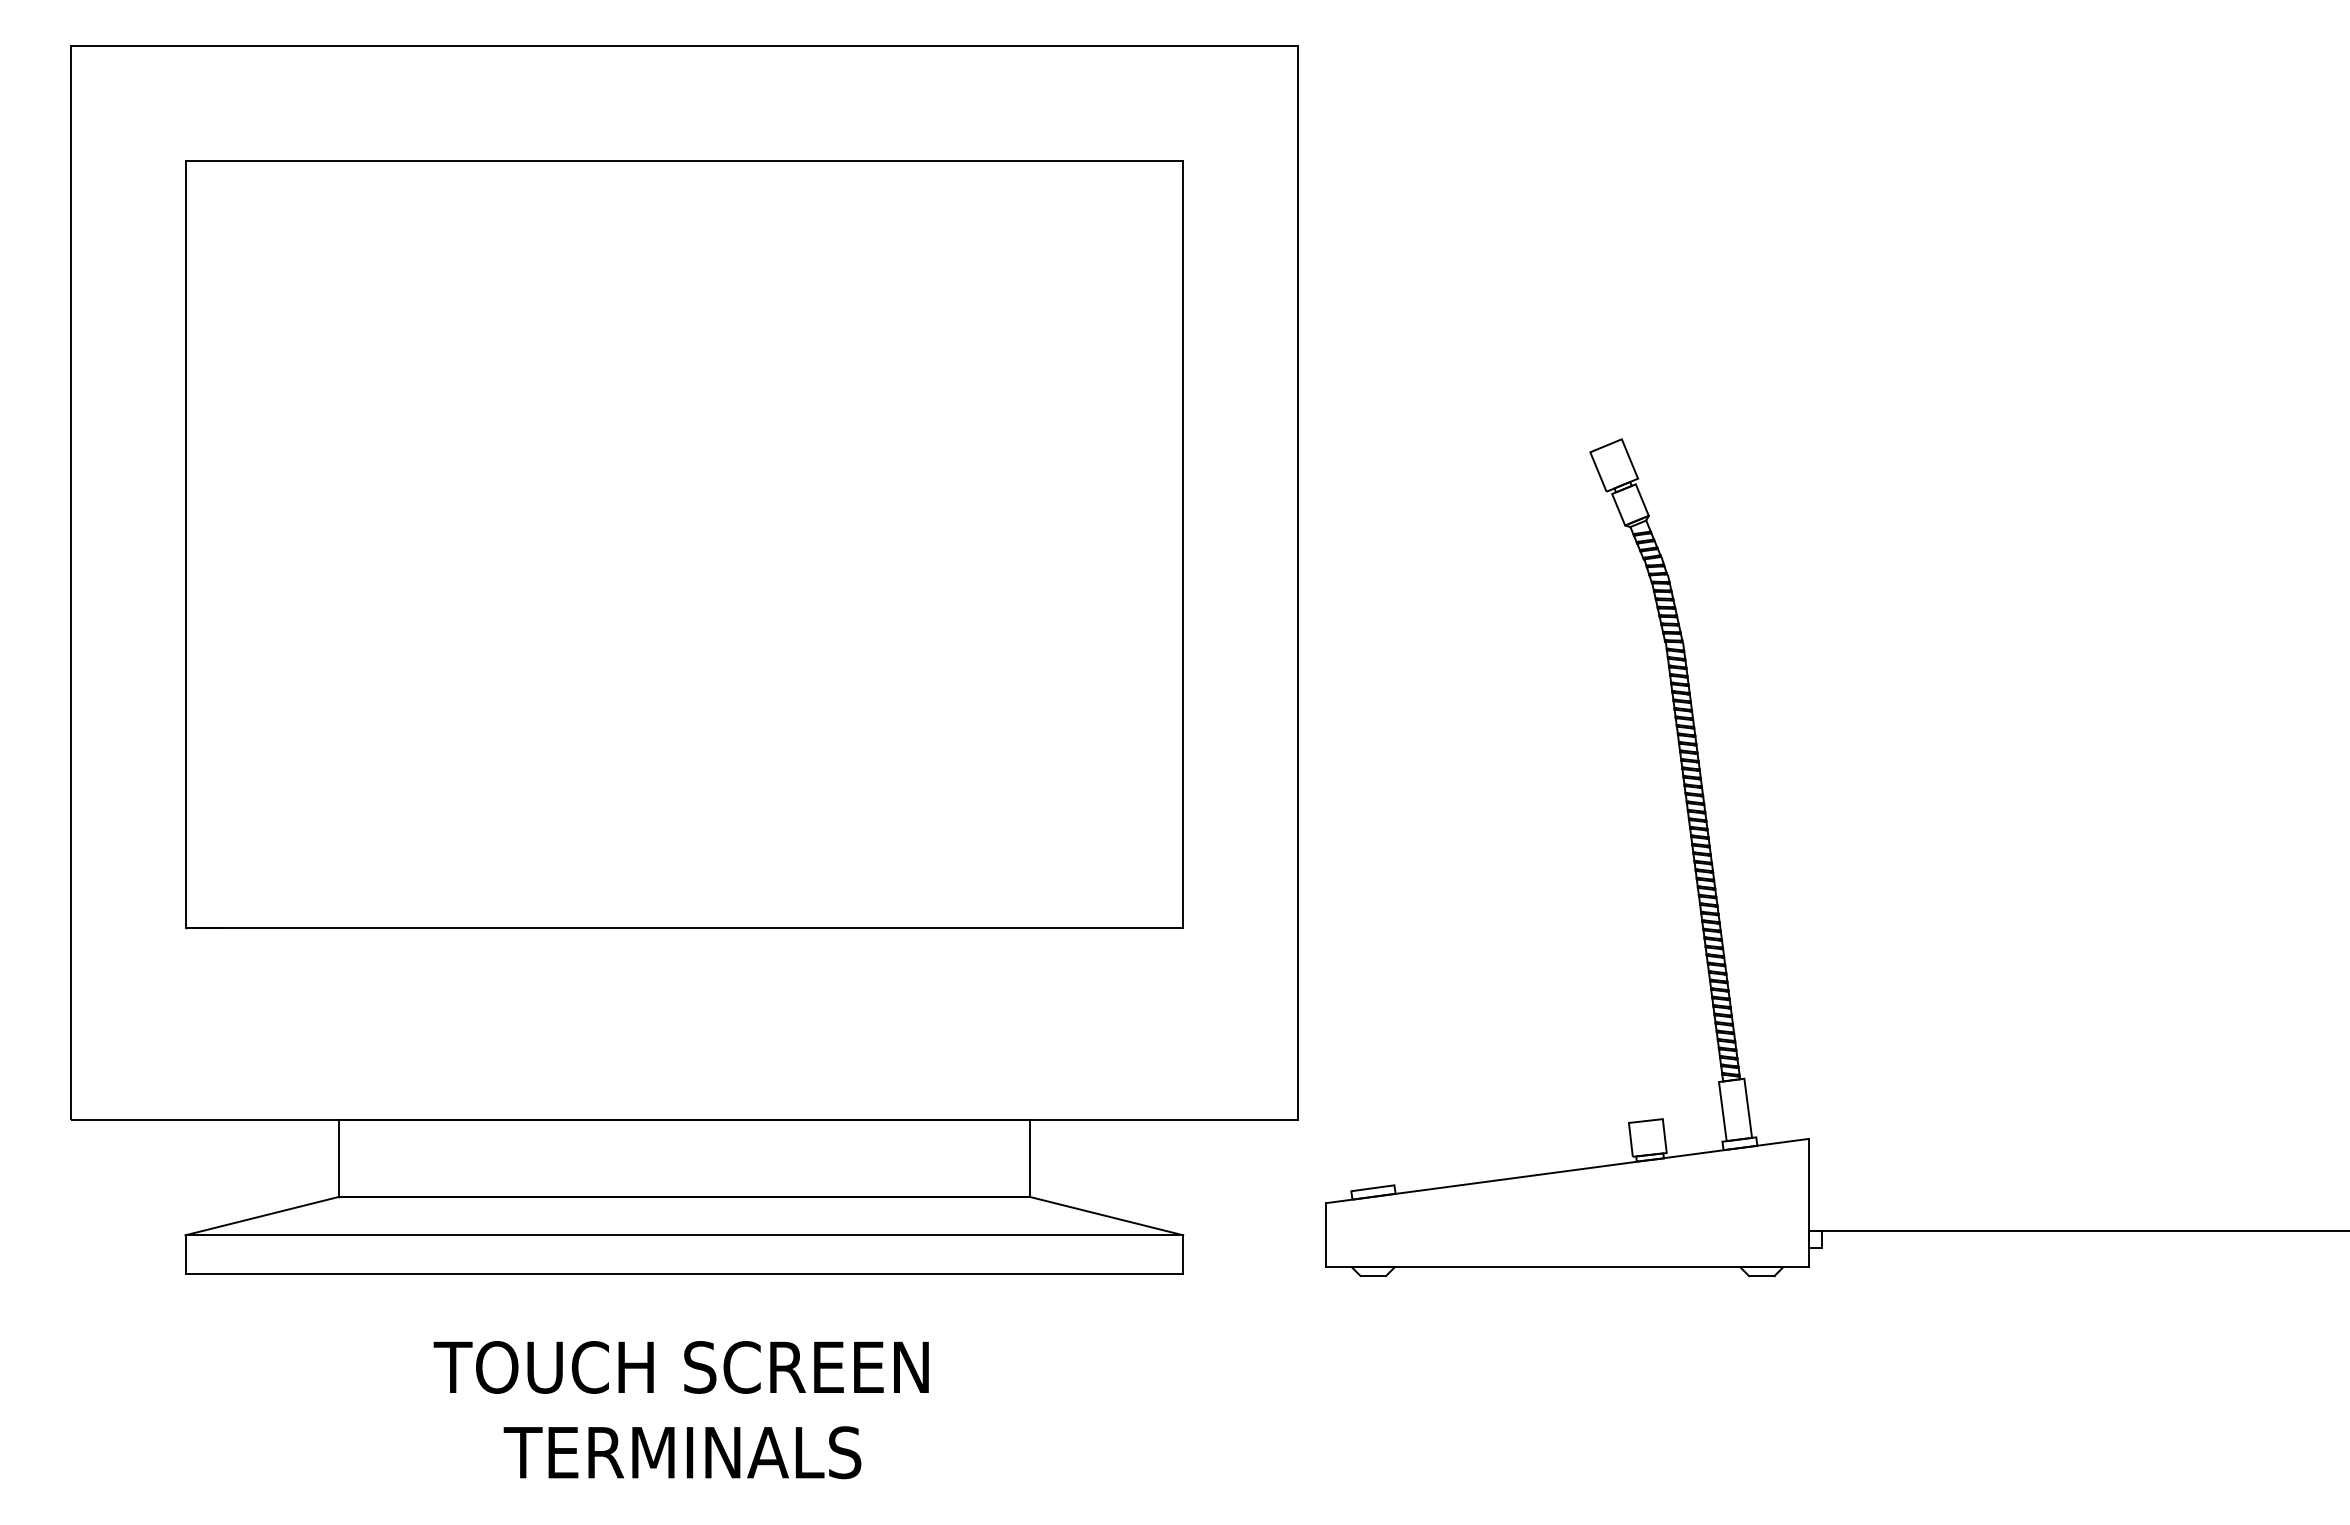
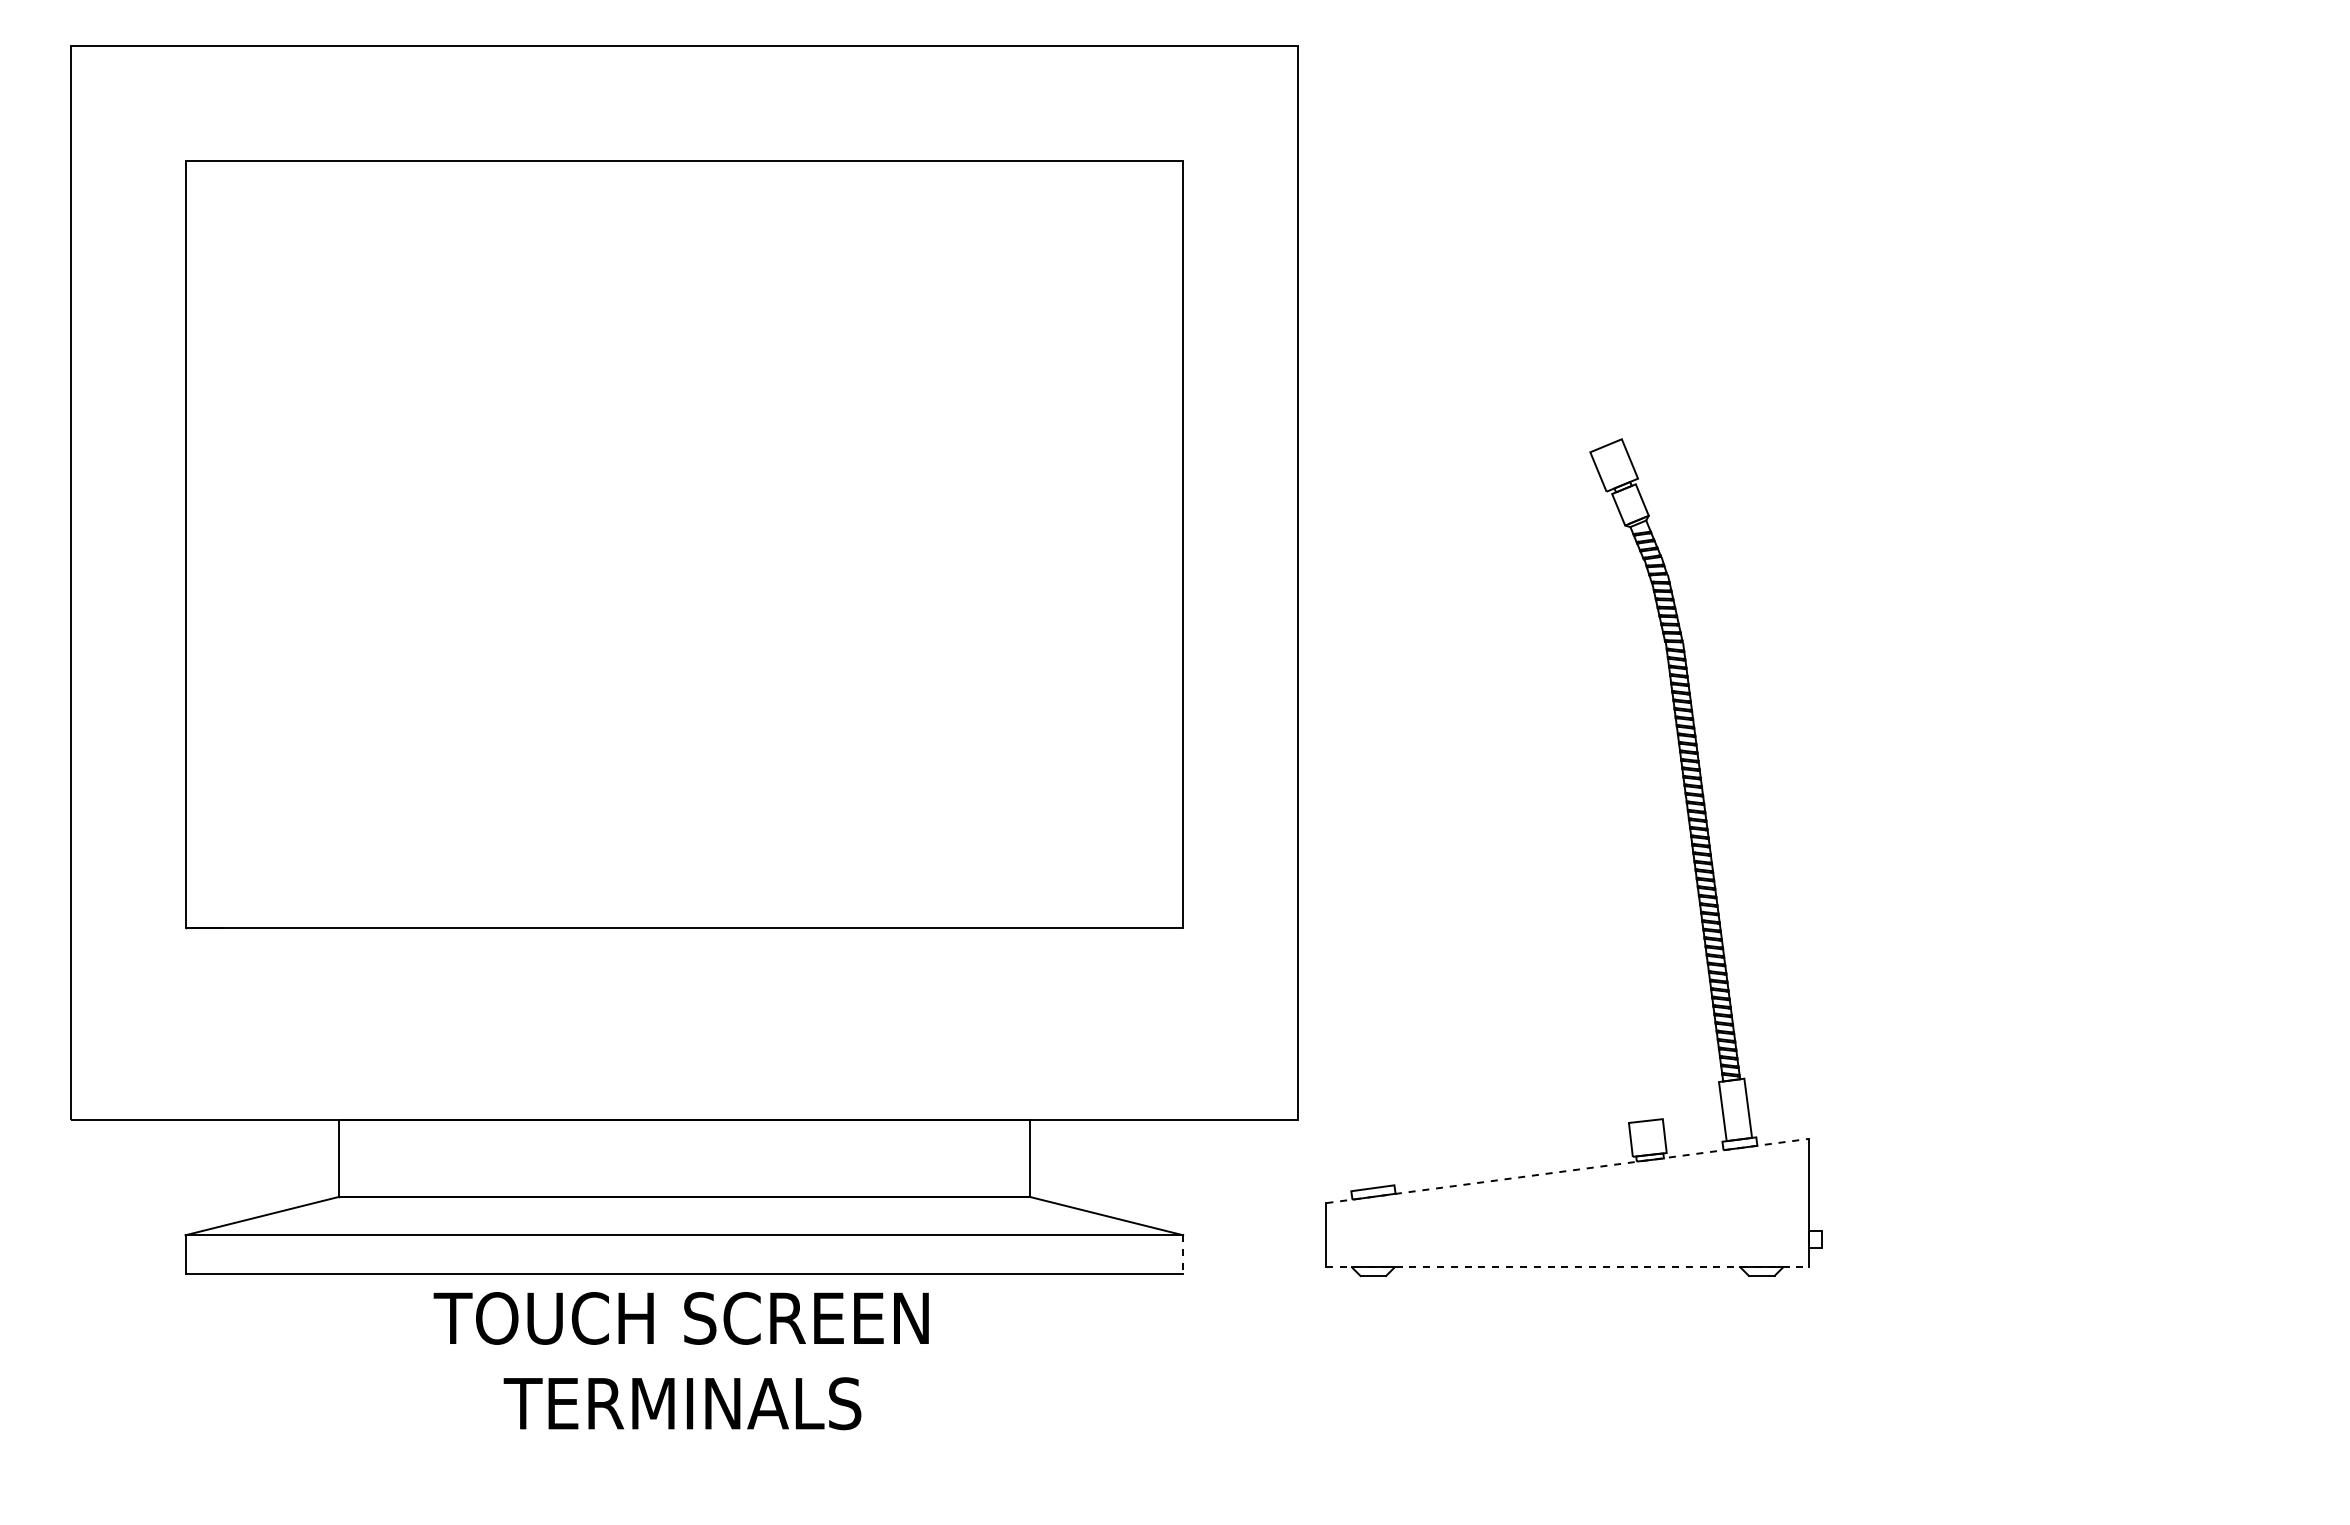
line: solid -> dashed (1568, 1170)
line: present -> none (2080, 1231)
line: solid -> dashed (1183, 1254)
line: solid -> dashed (1568, 1267)
text position: (680, 1410) -> (680, 1361) (680, 1361)
